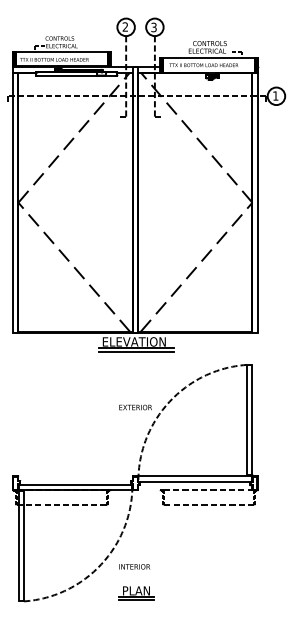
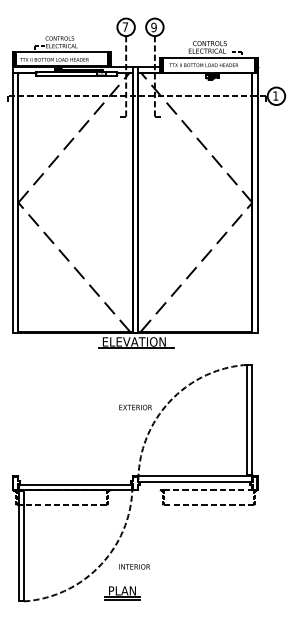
text: 2 -> 7 (125, 26)
text: 3 -> 9 (153, 27)
line: present -> none (135, 351)
part position: (136, 593) -> (122, 593) (122, 593)
